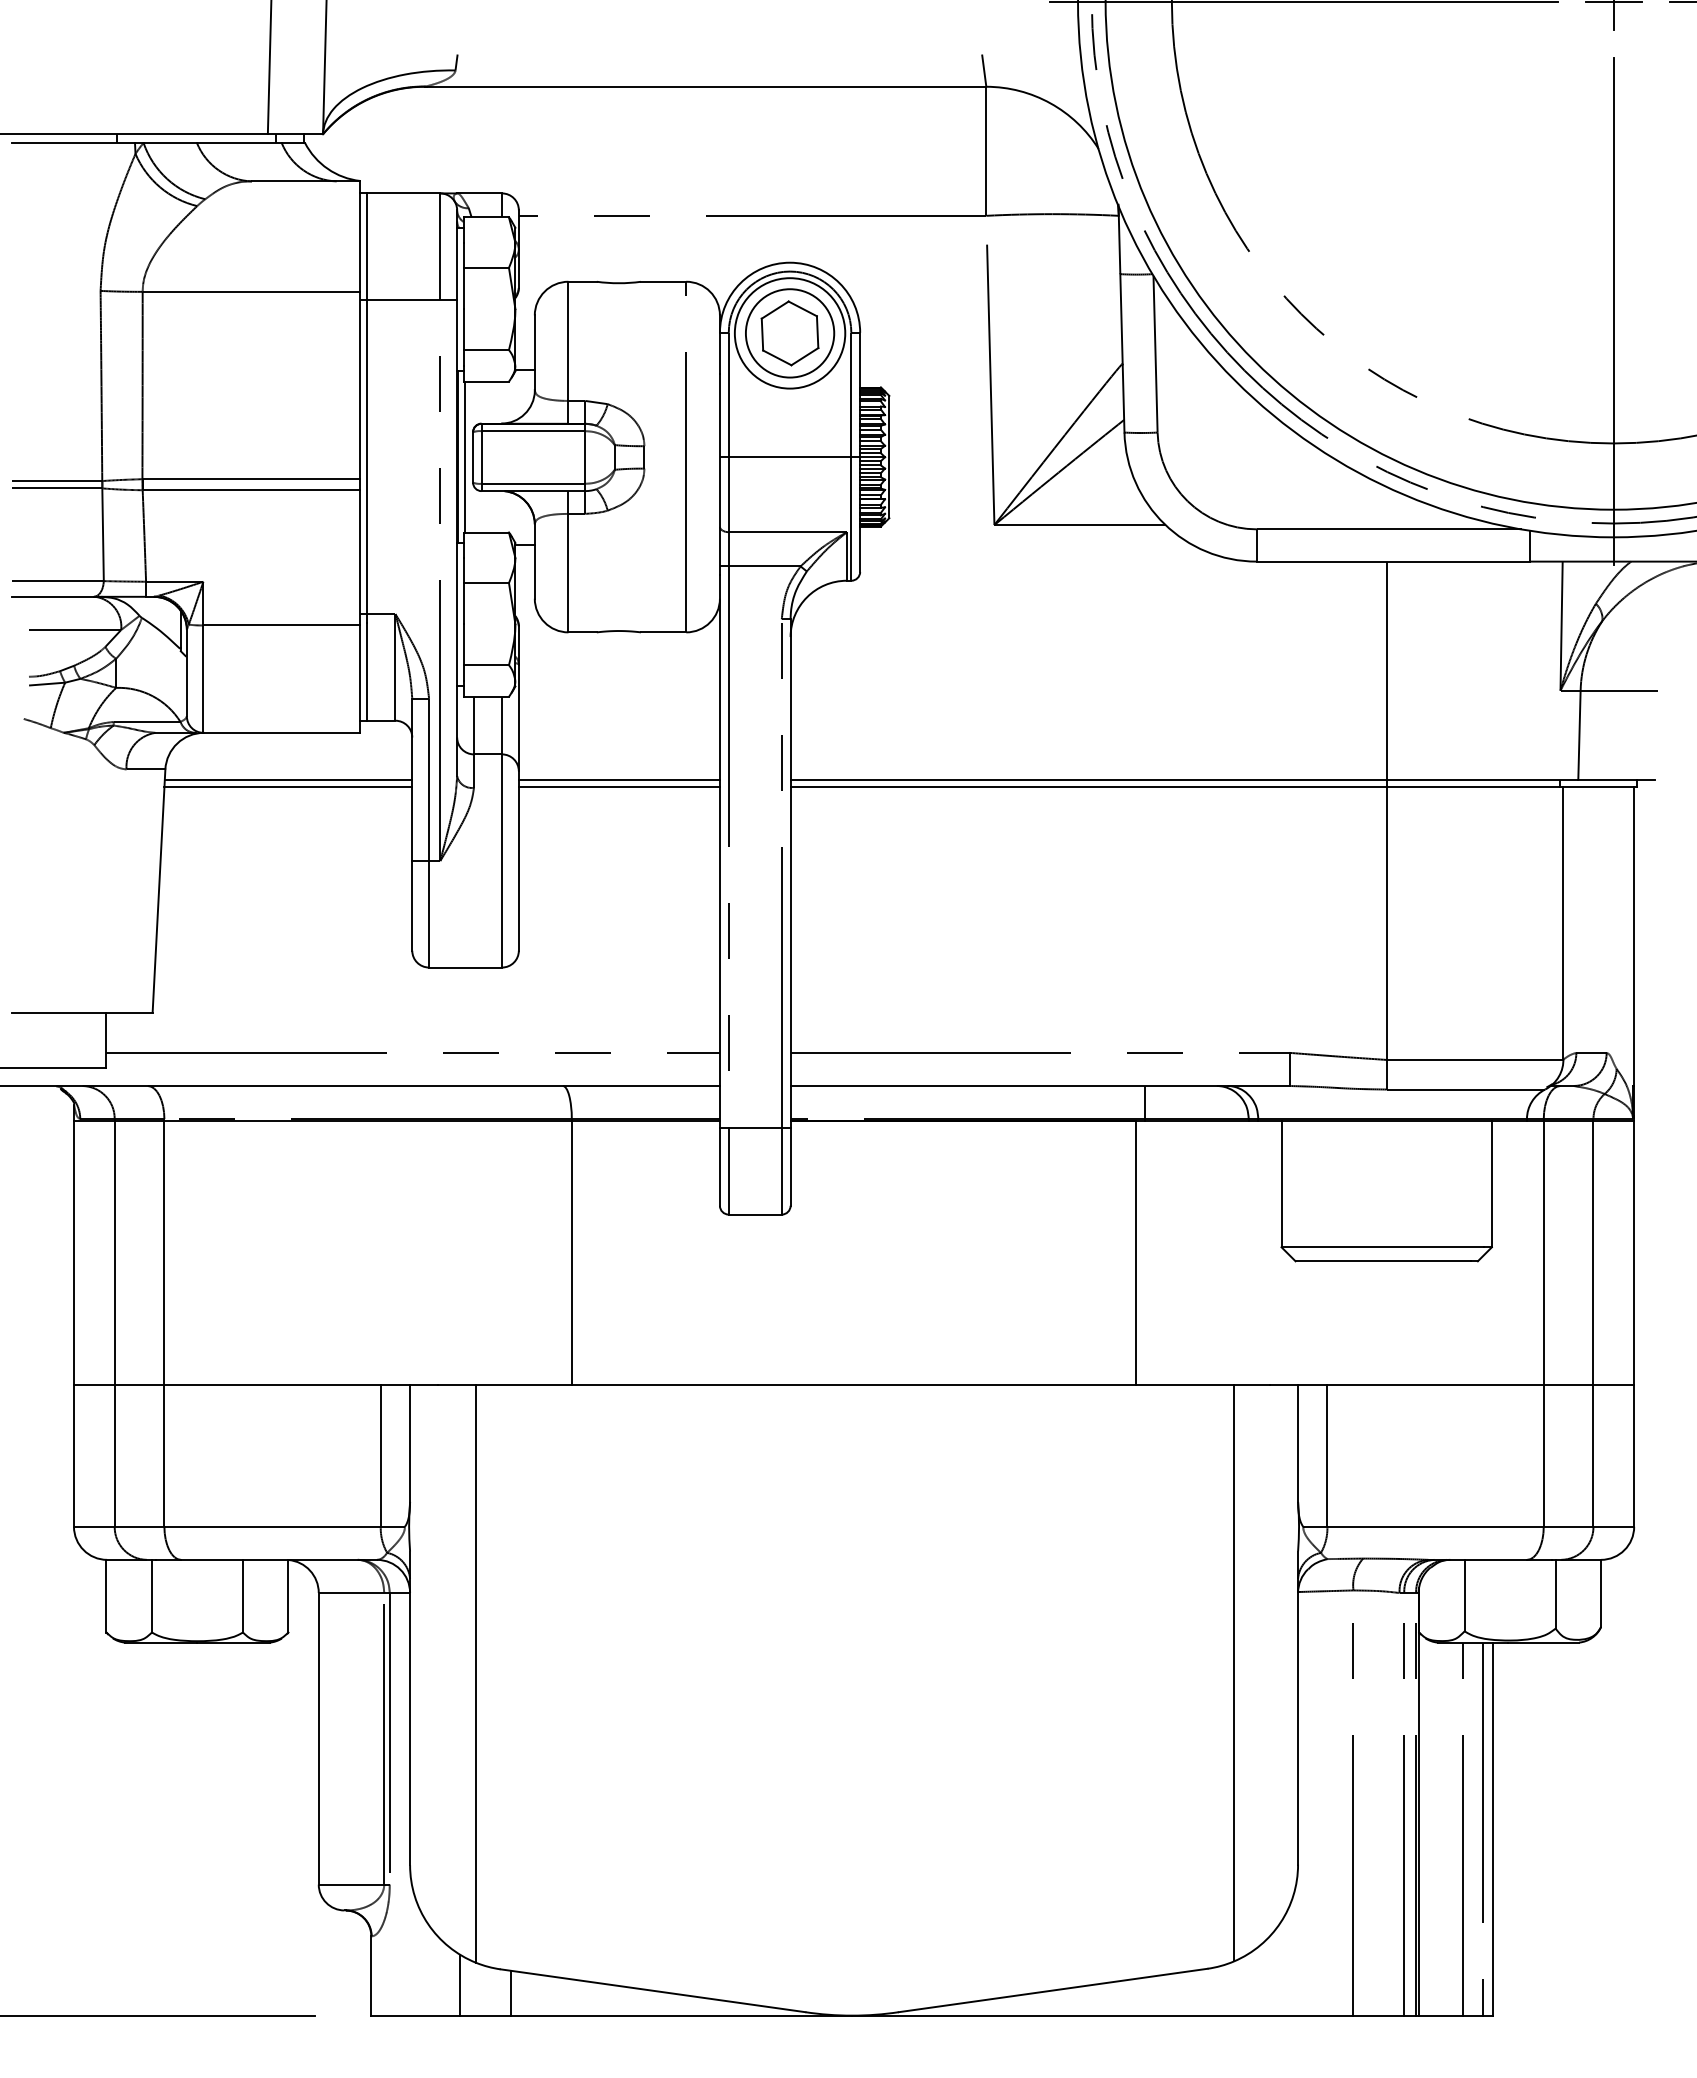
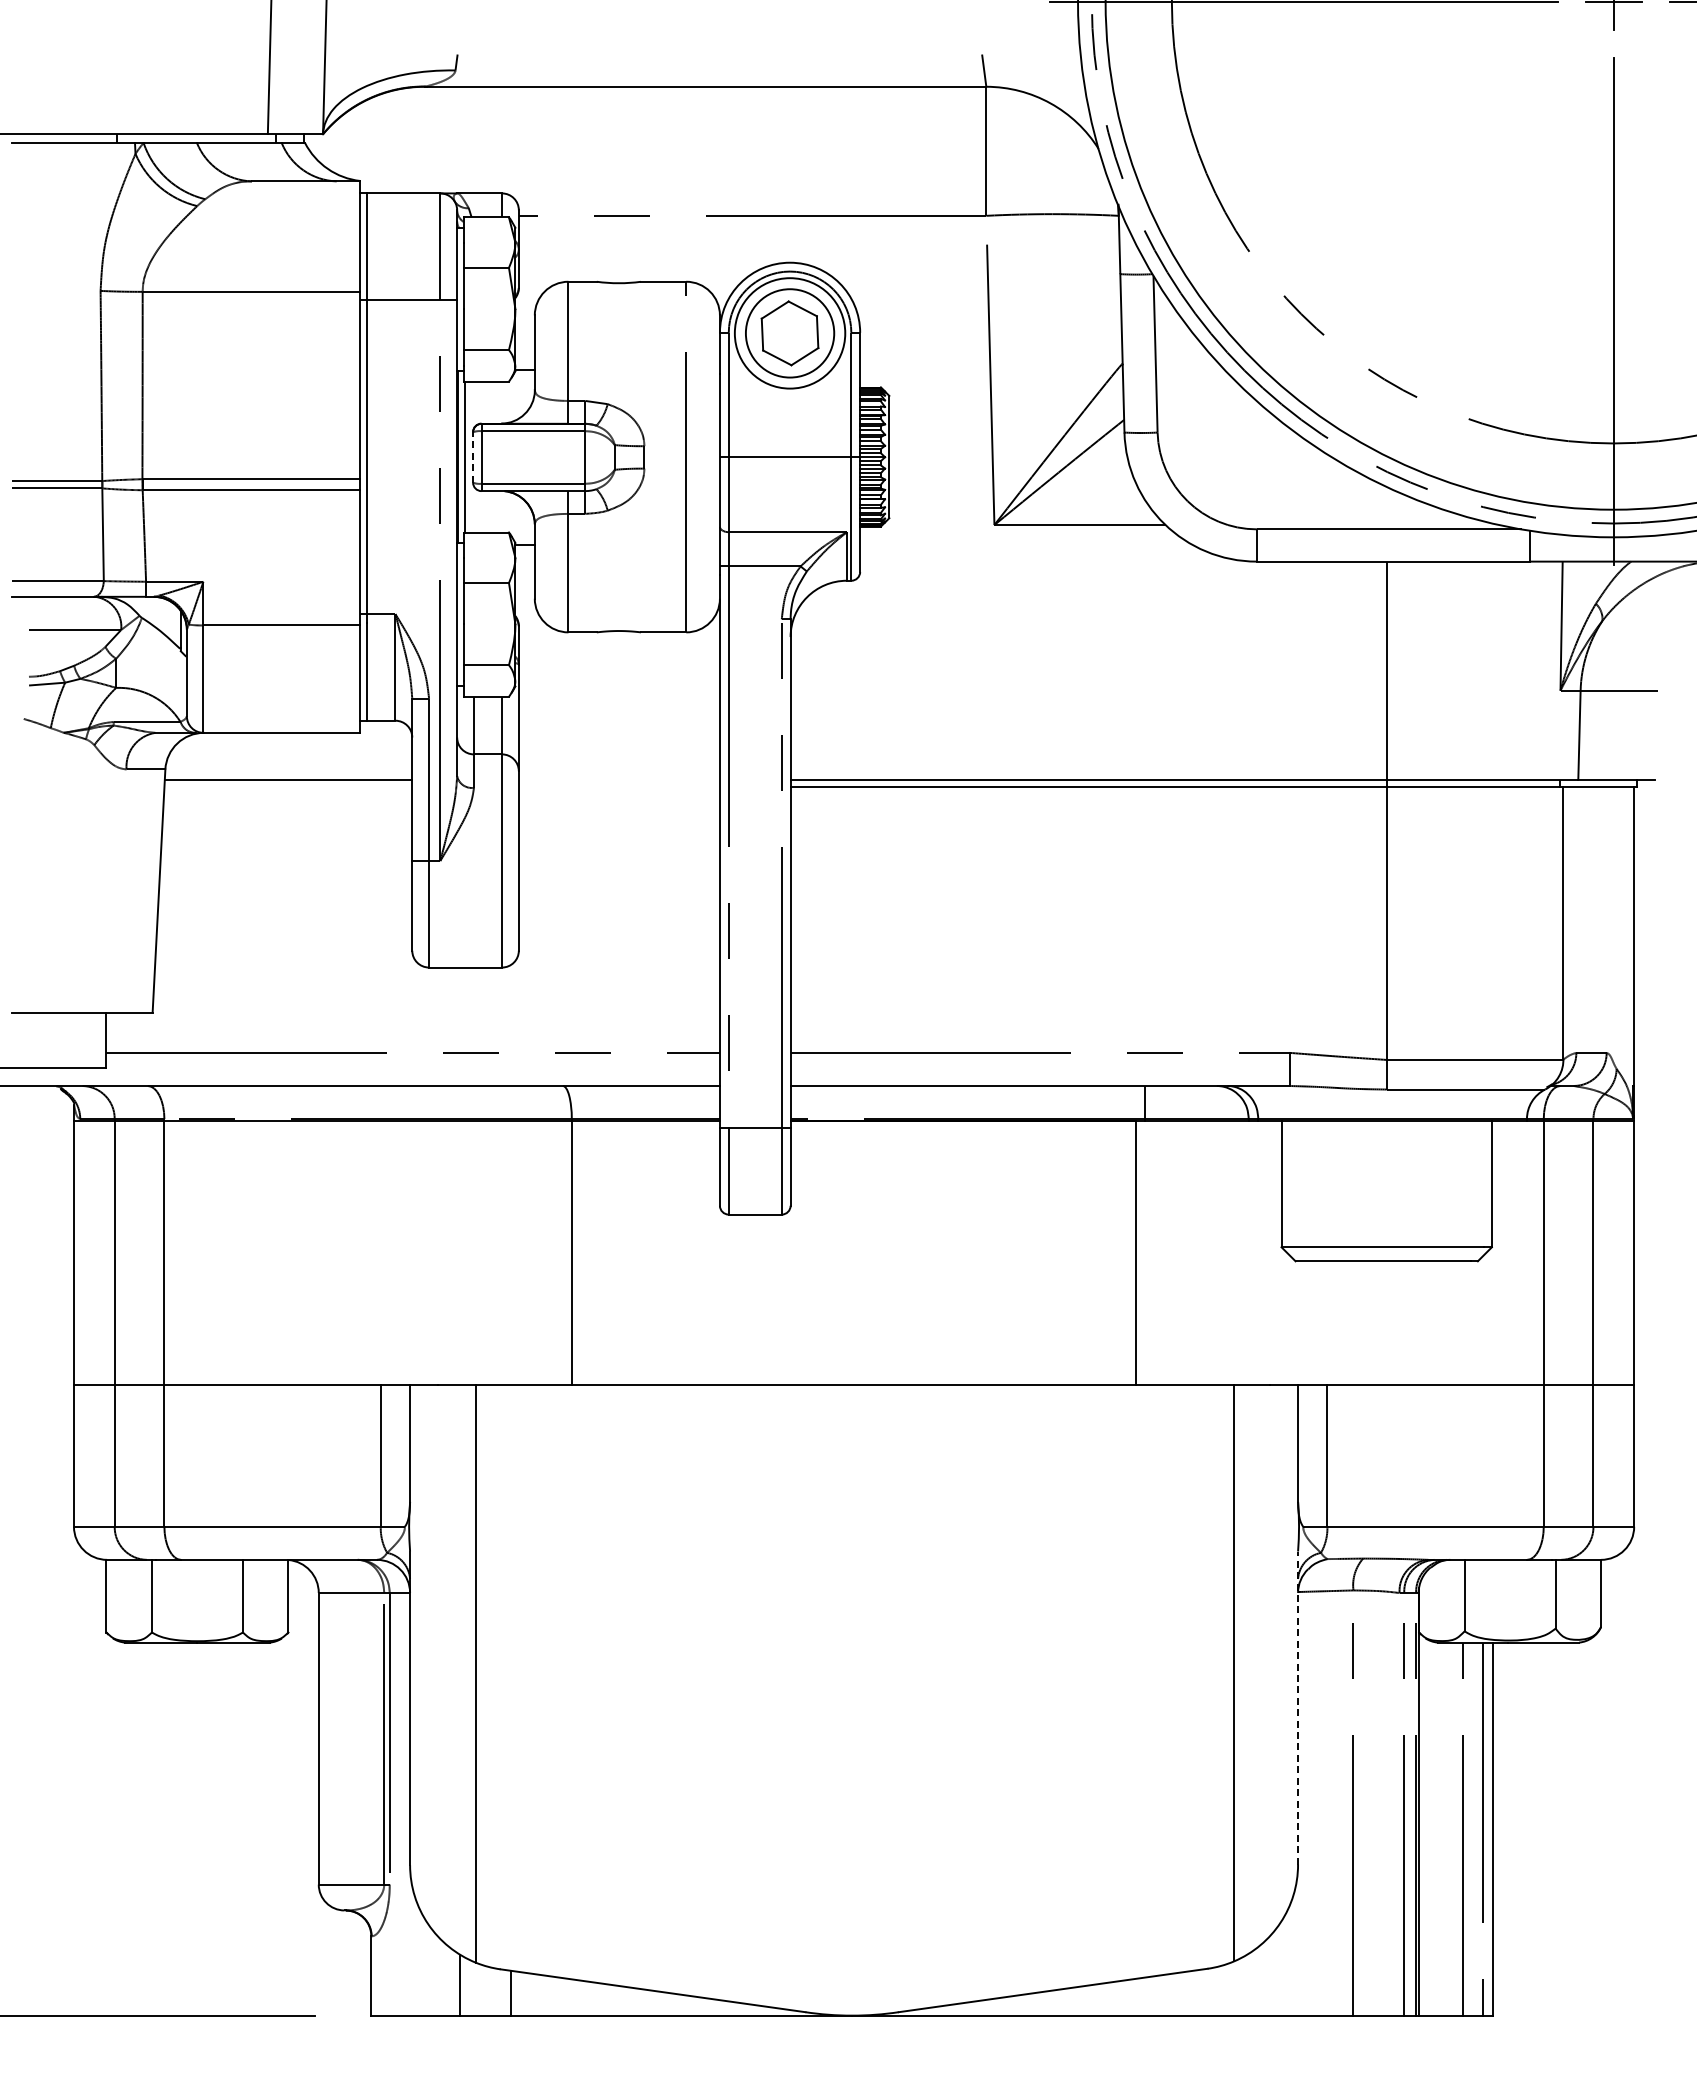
line: solid -> dashed (473, 456)
line: present -> none (618, 780)
line: present -> none (288, 787)
line: present -> none (618, 787)
line: solid -> dashed (1298, 1708)
